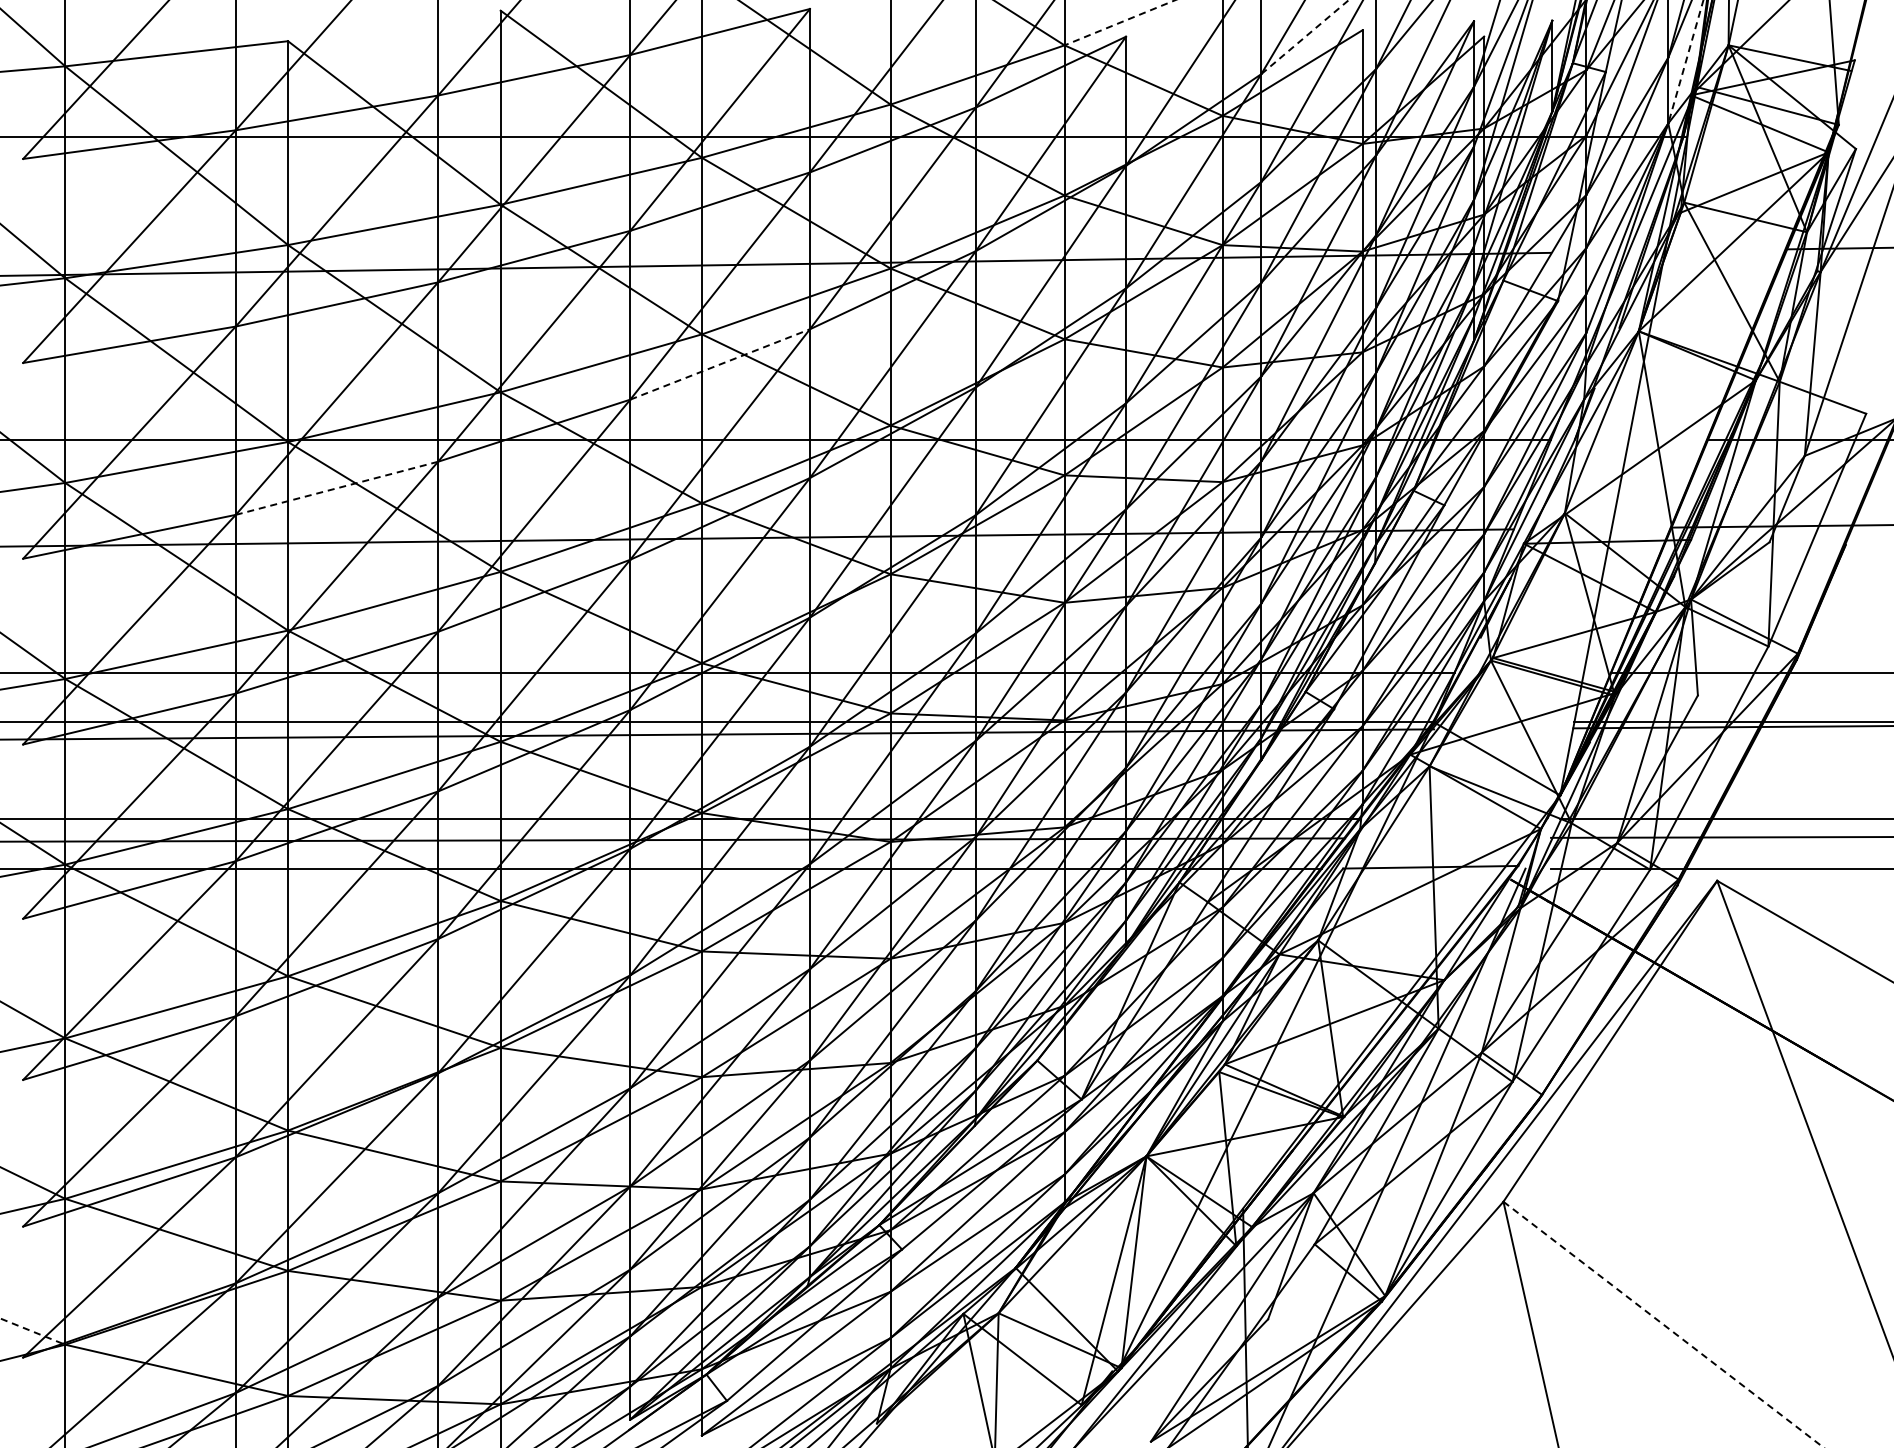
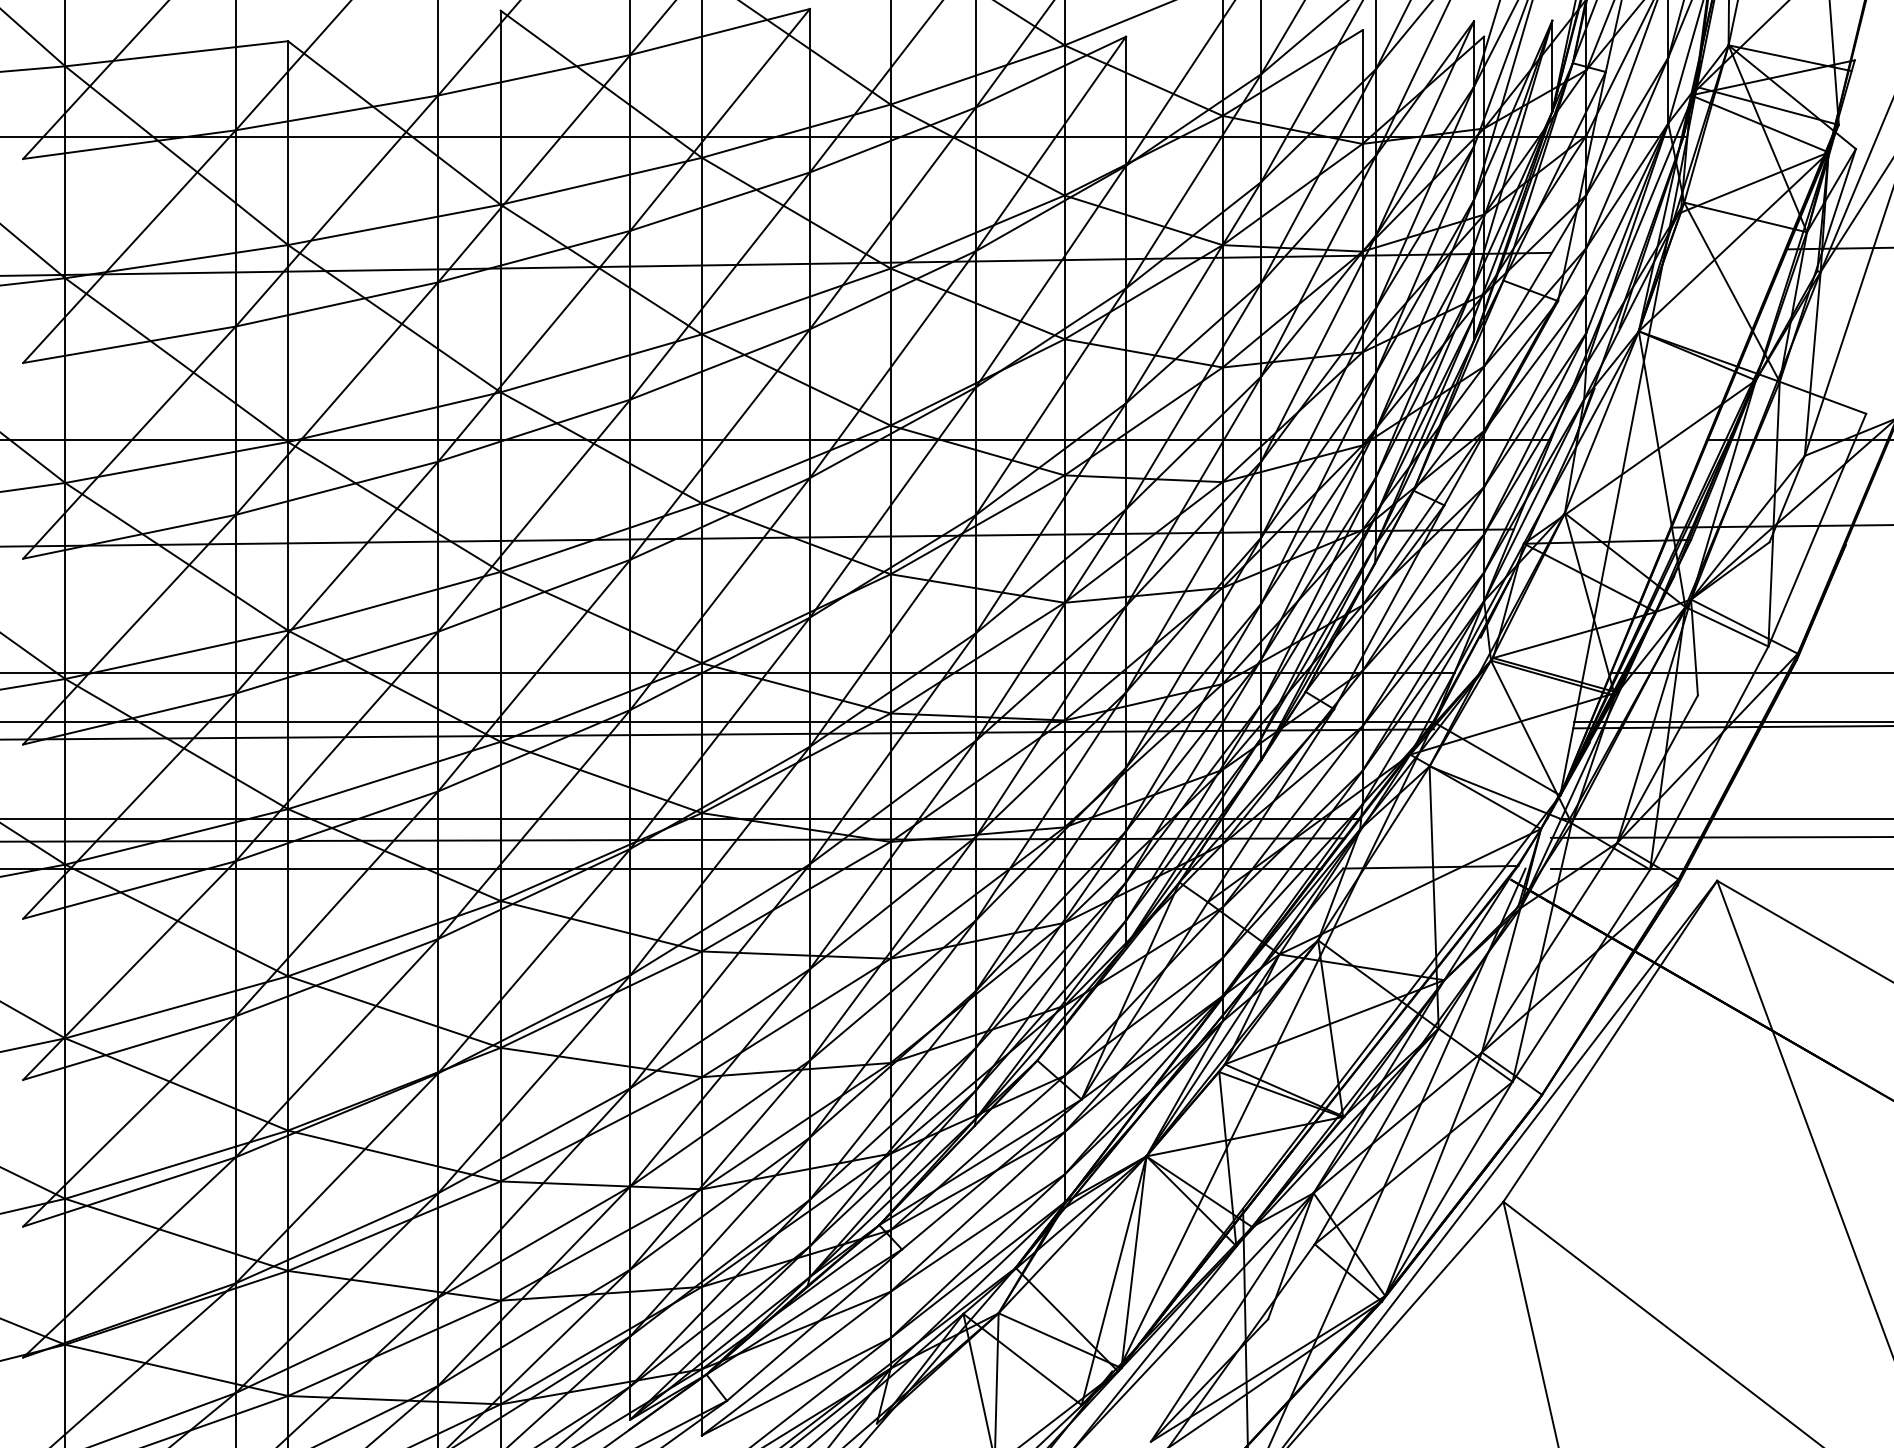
line: dashed -> solid (1120, 22)
line: dashed -> solid (1305, 36)
line: dashed -> solid (1685, 61)
line: dashed -> solid (720, 364)
line: dashed -> solid (336, 488)
line: dashed -> solid (1663, 1324)
line: dashed -> solid (32, 1331)
